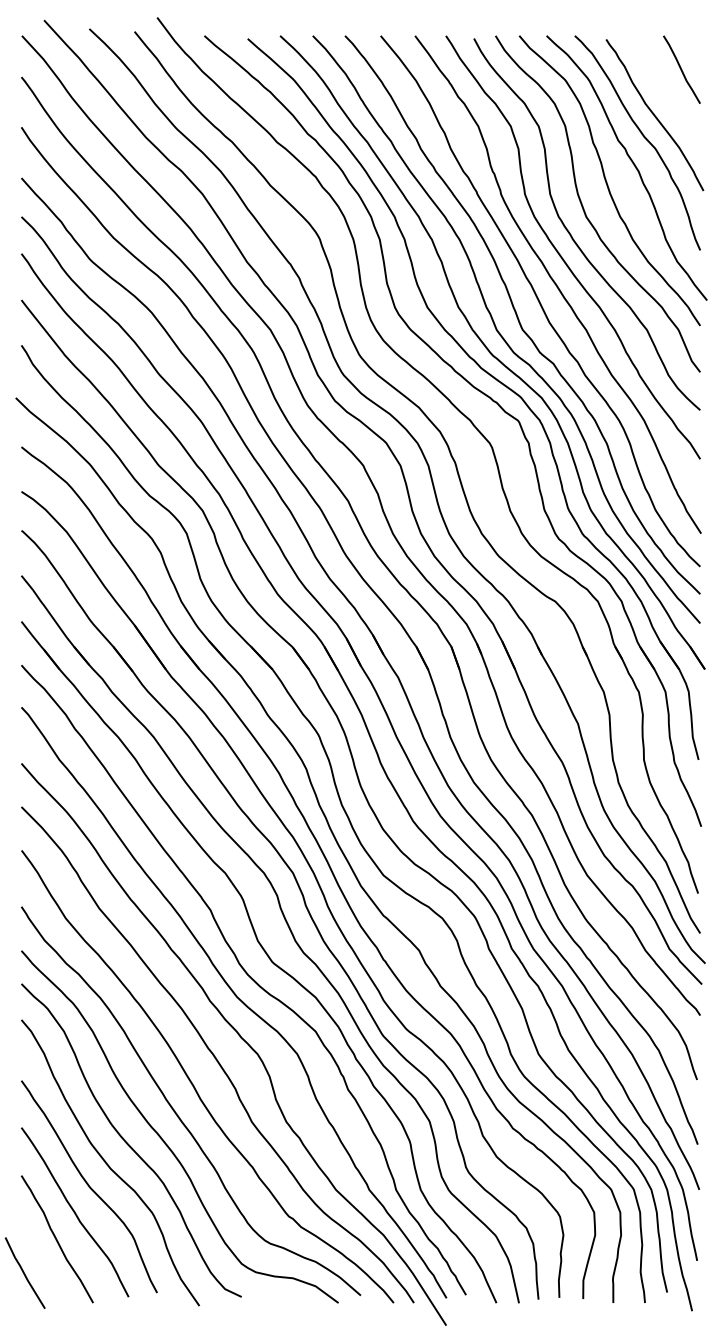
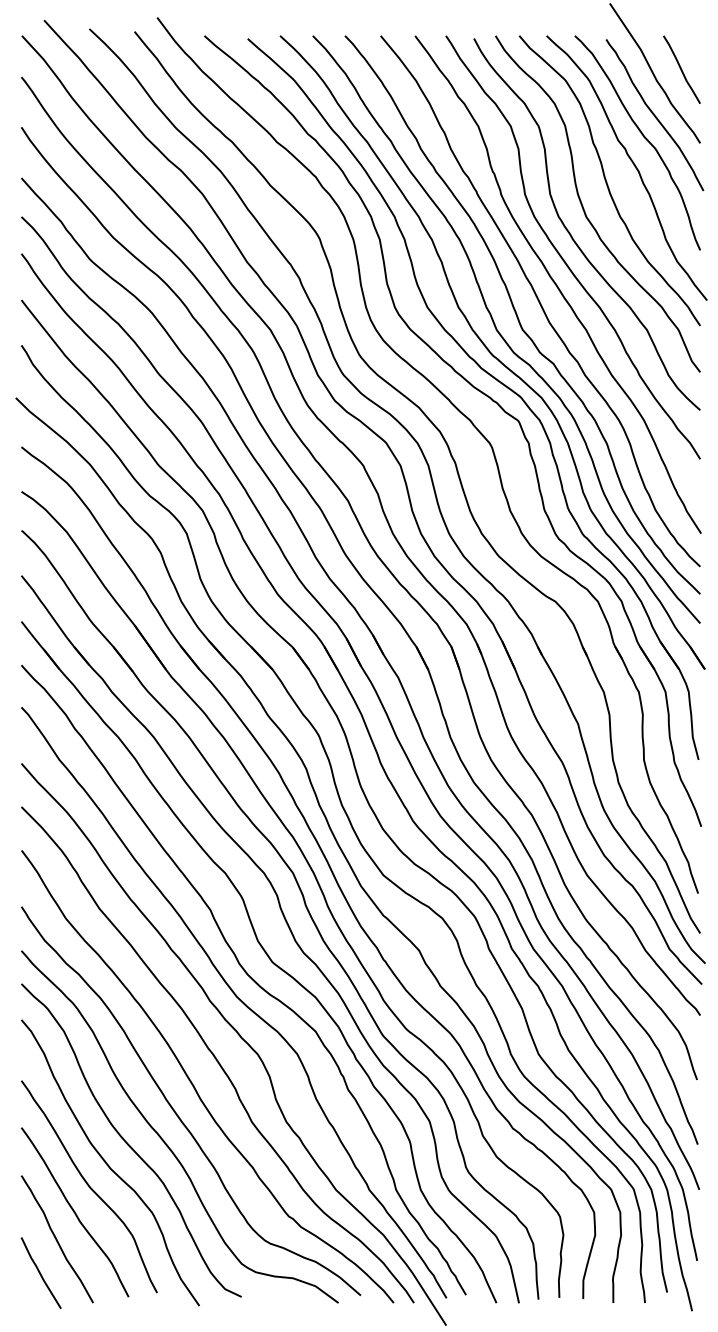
curve: none -> present (654, 73)
line position: (24, 1272) -> (40, 1272) (40, 1272)
